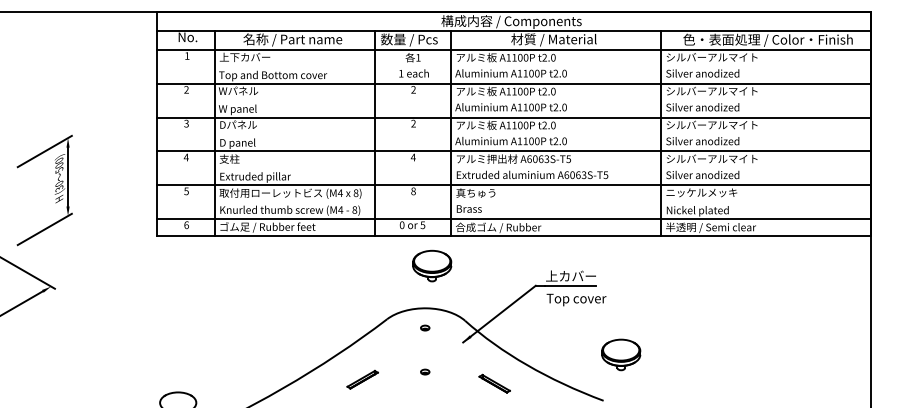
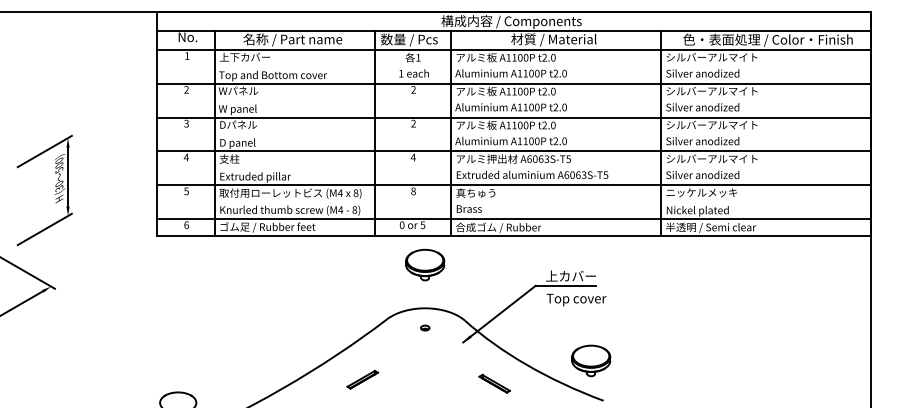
part position: (432, 265) -> (425, 264) (425, 264)
part position: (621, 354) -> (591, 360) (591, 360)
part: present -> none (425, 371)
